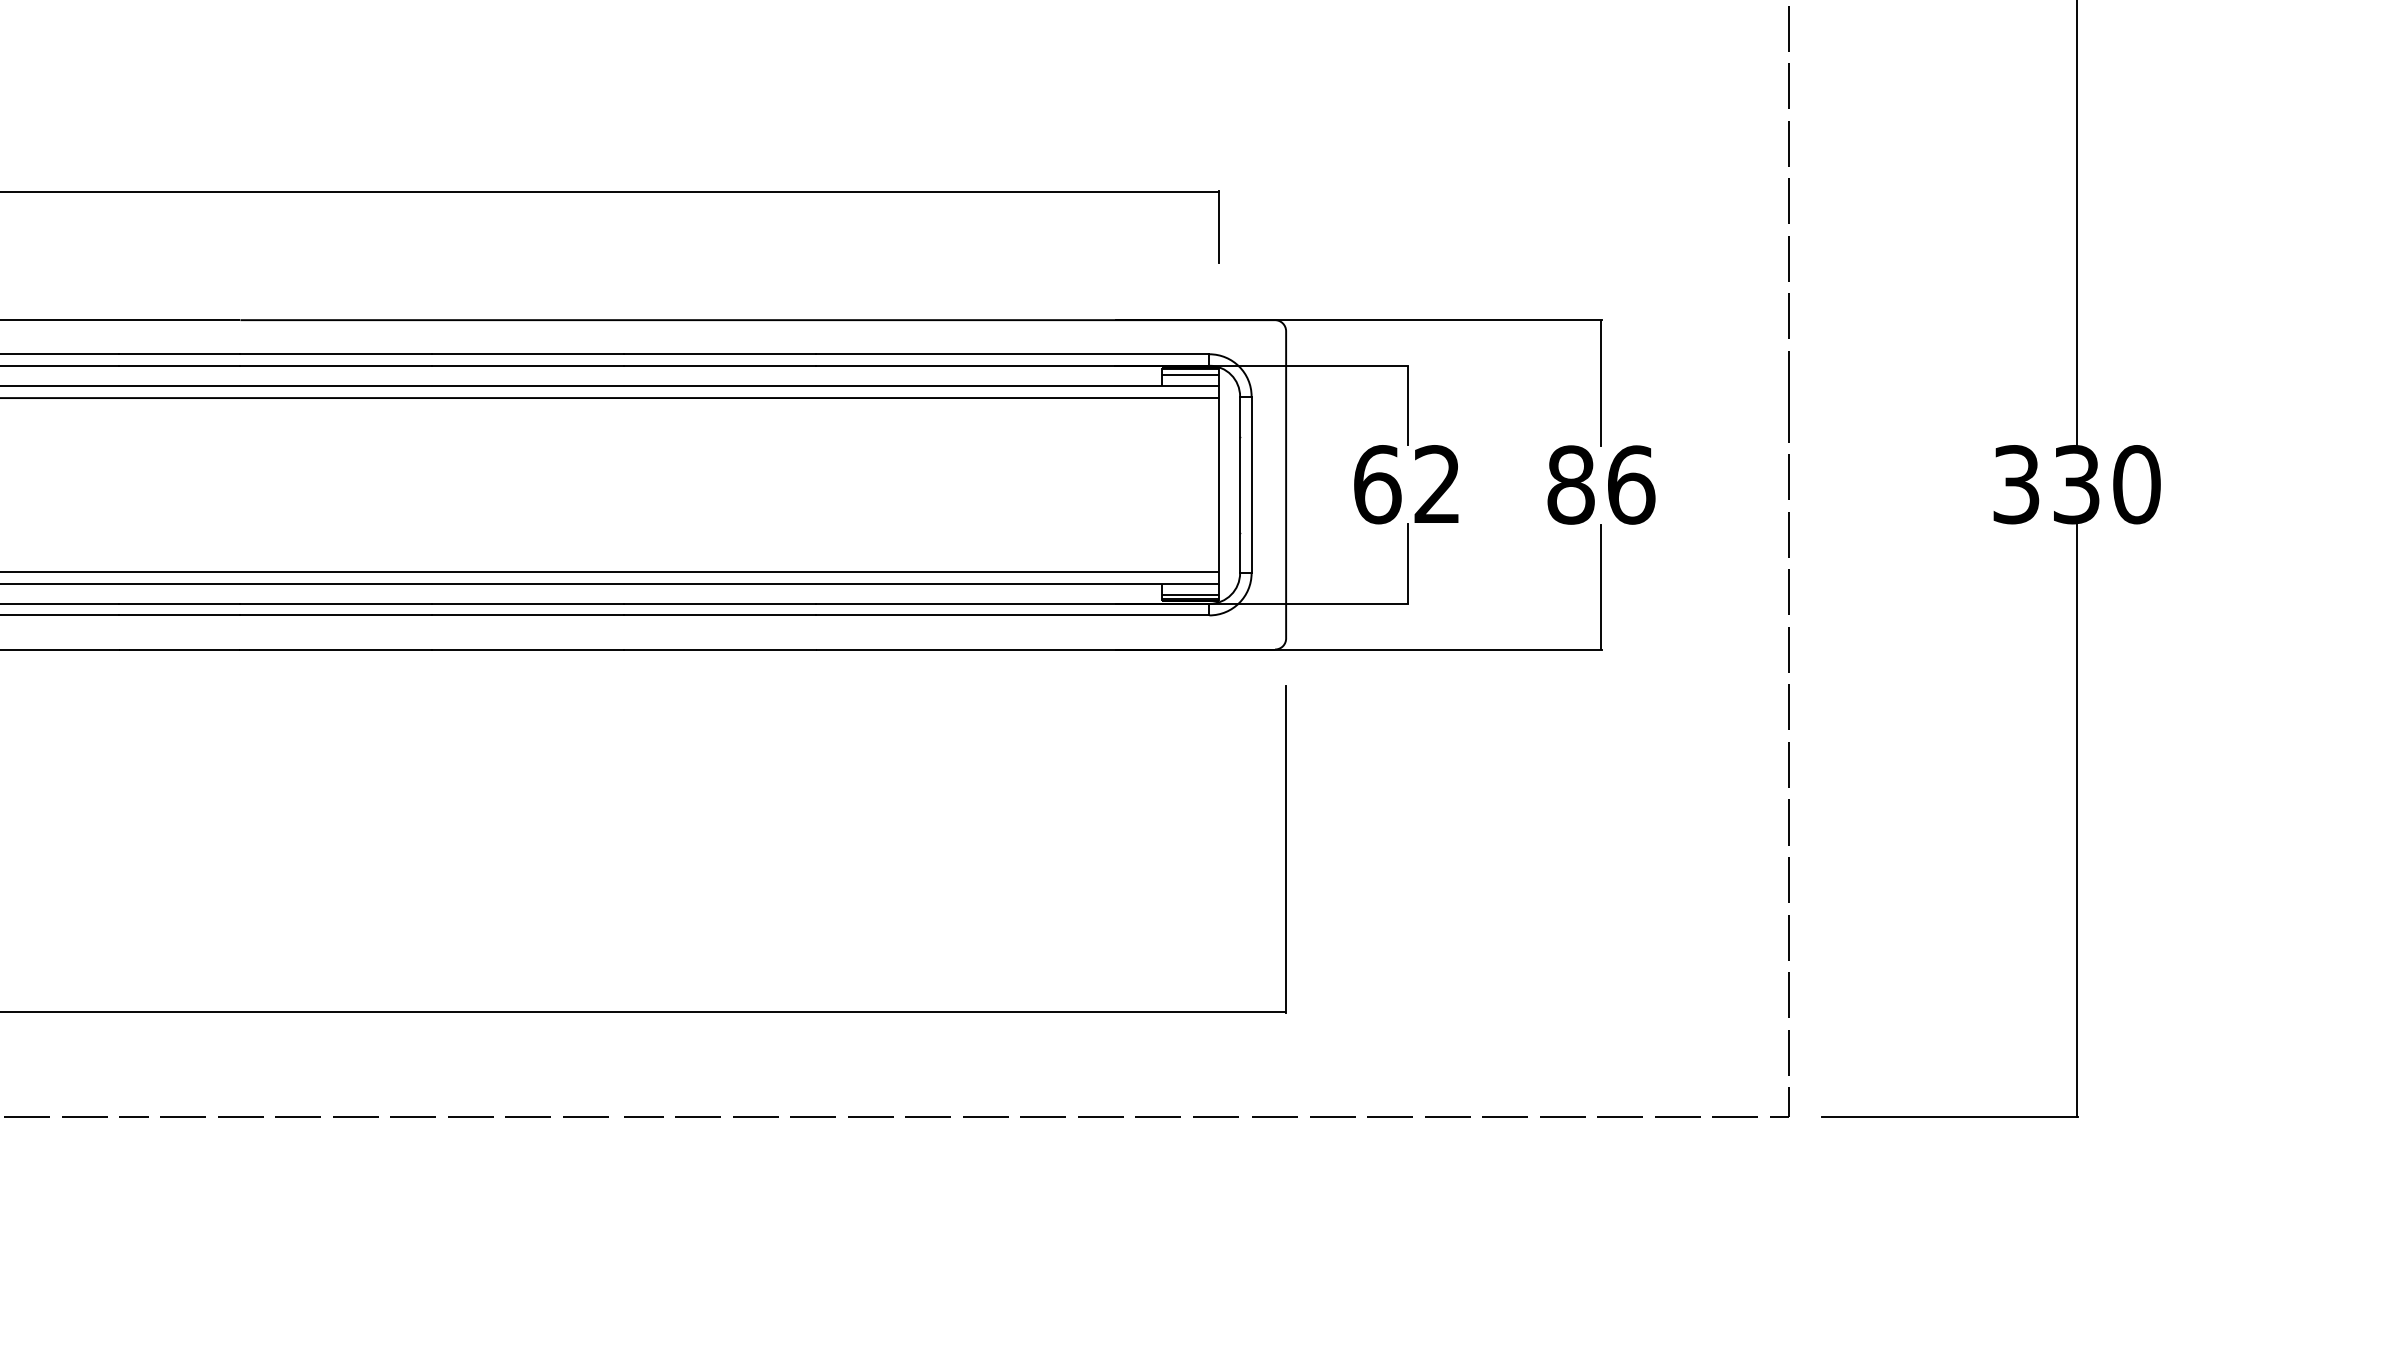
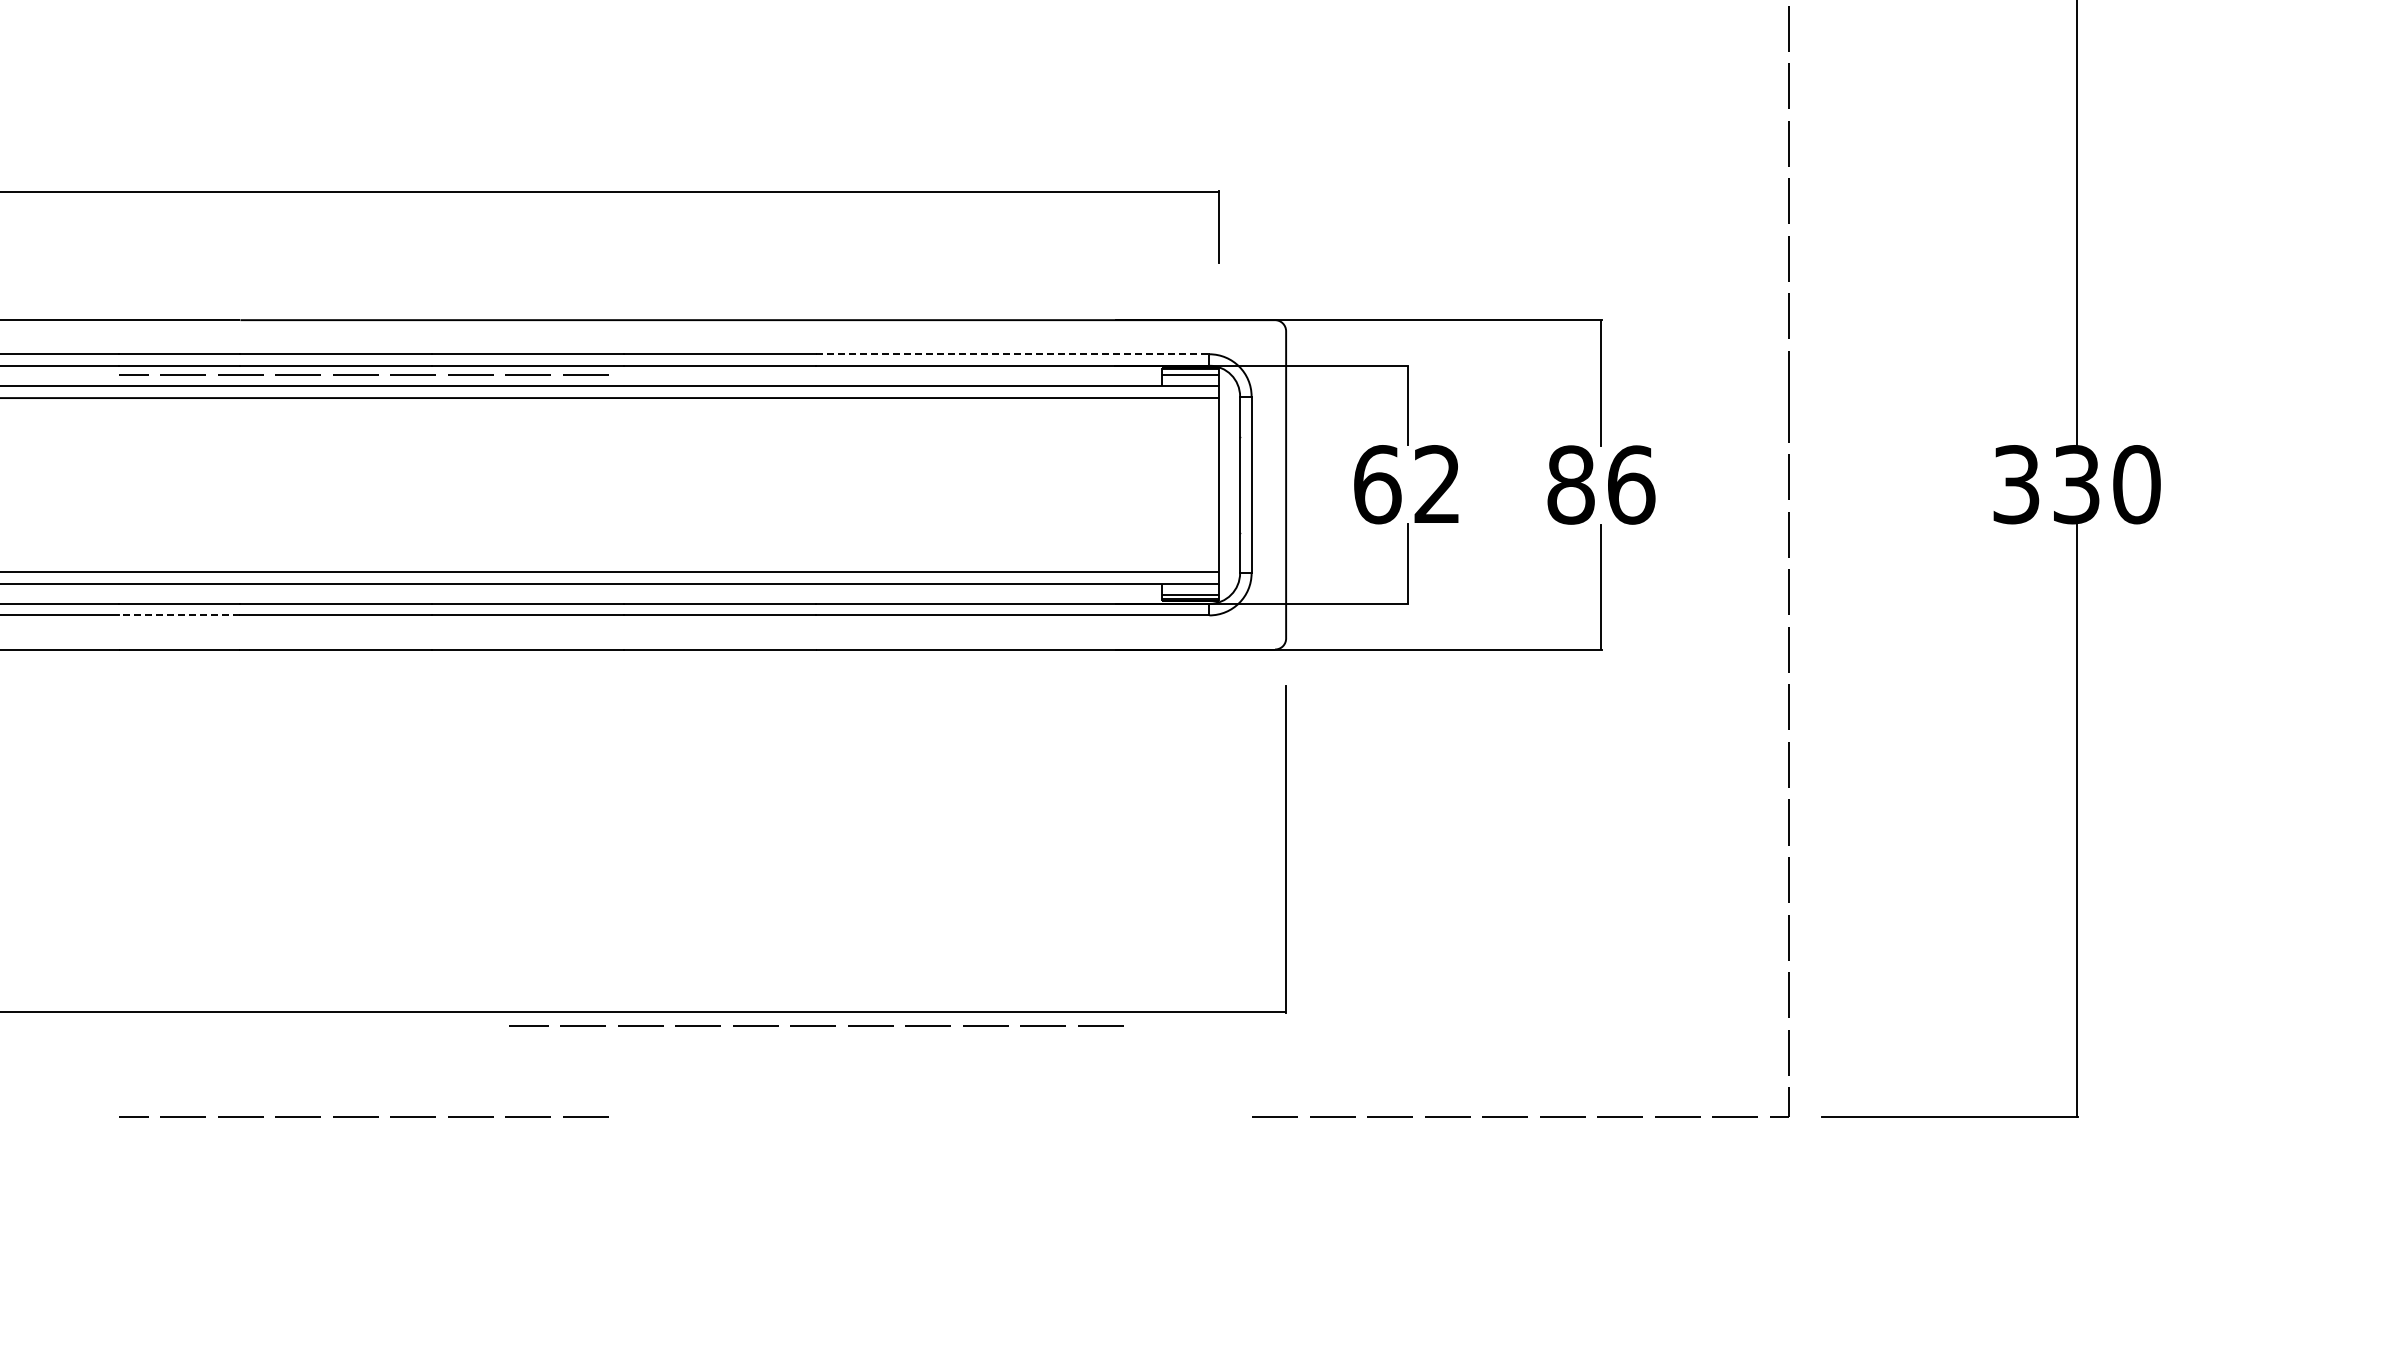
line: solid -> dashed (1012, 354)
line: none -> present (363, 374)
line: solid -> dashed (179, 615)
line position: (931, 1116) -> (816, 1025) (816, 1025)
line: present -> none (54, 1117)
